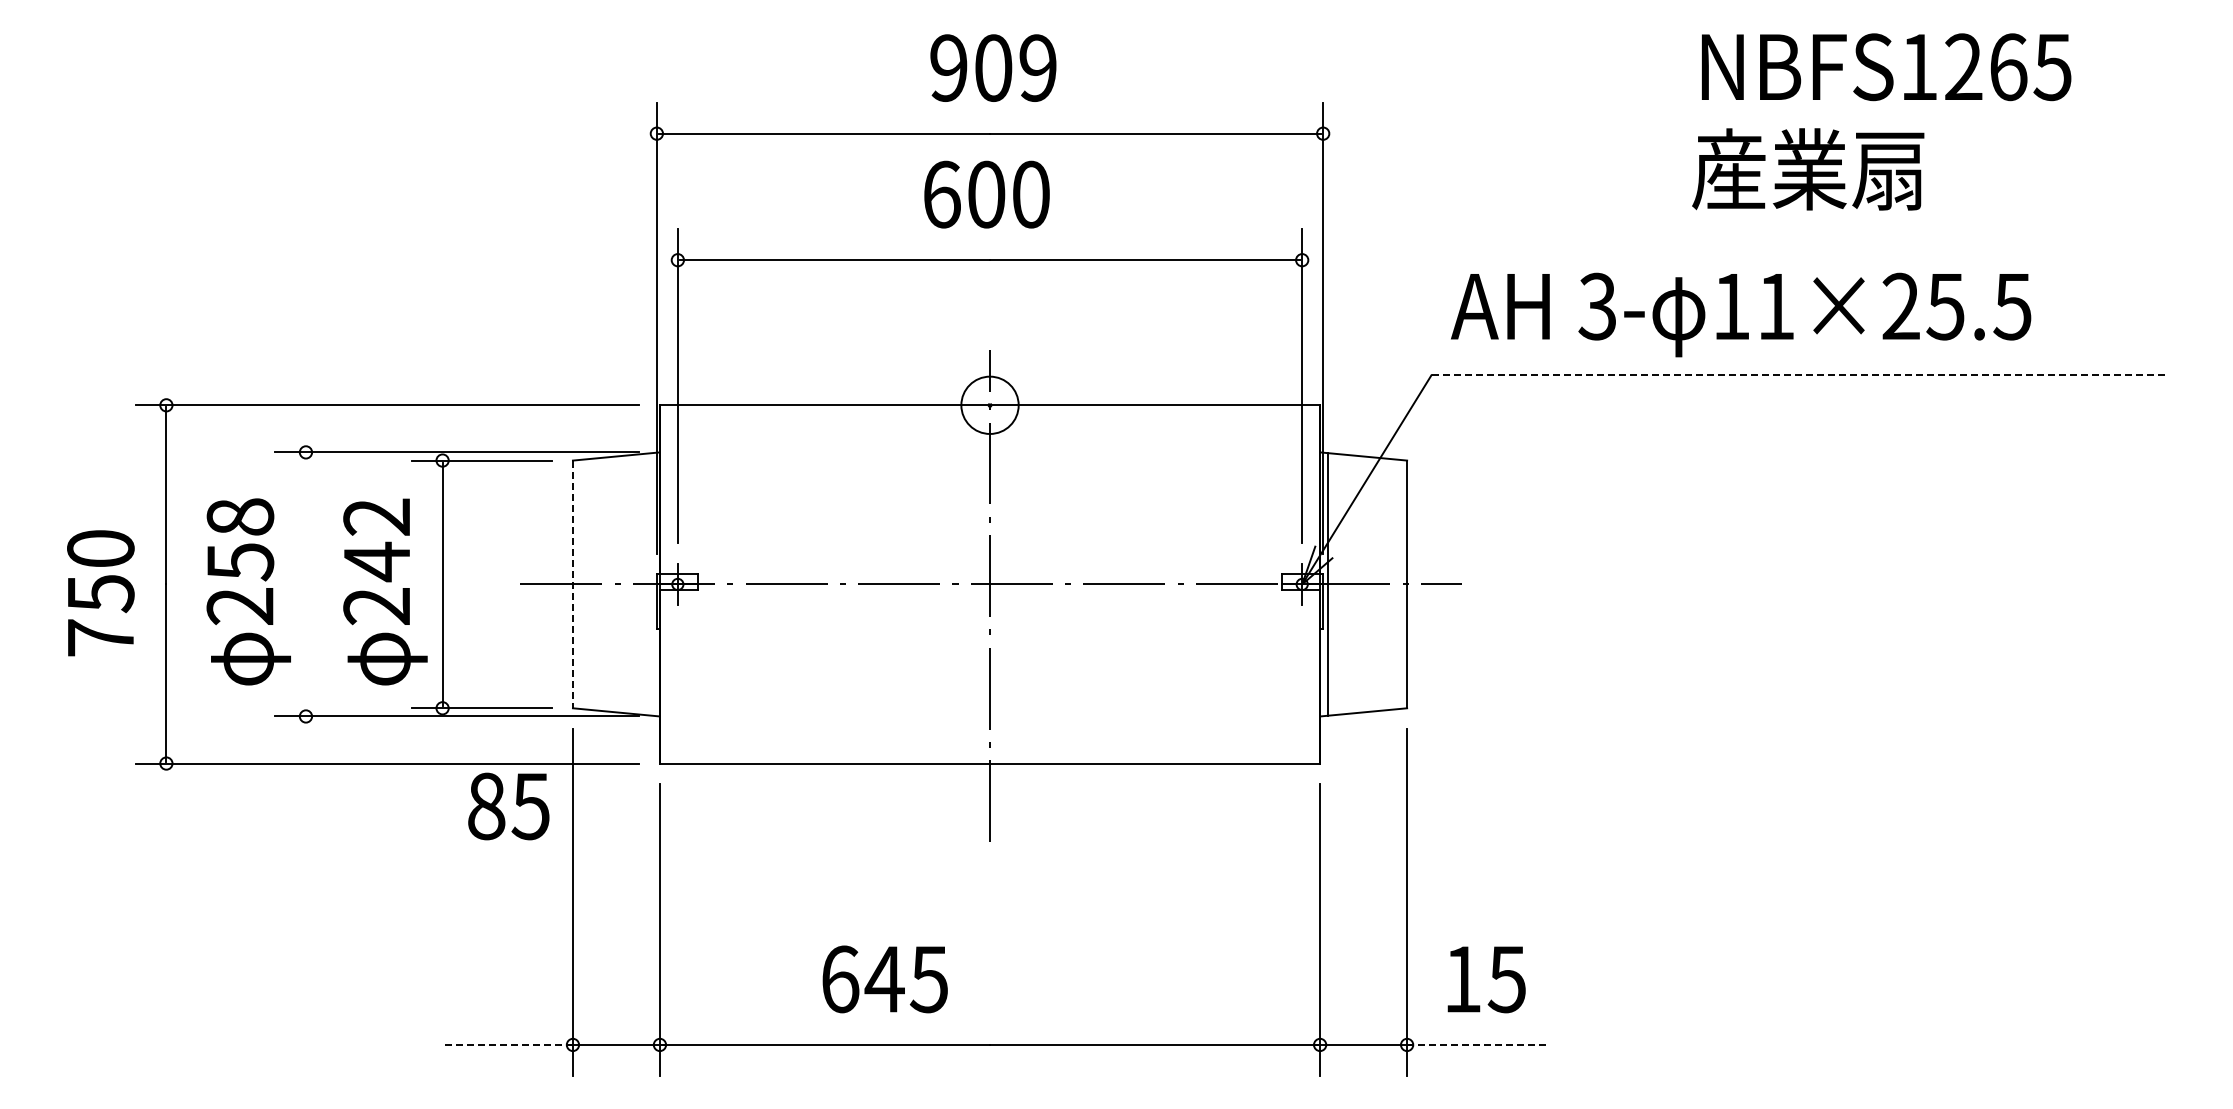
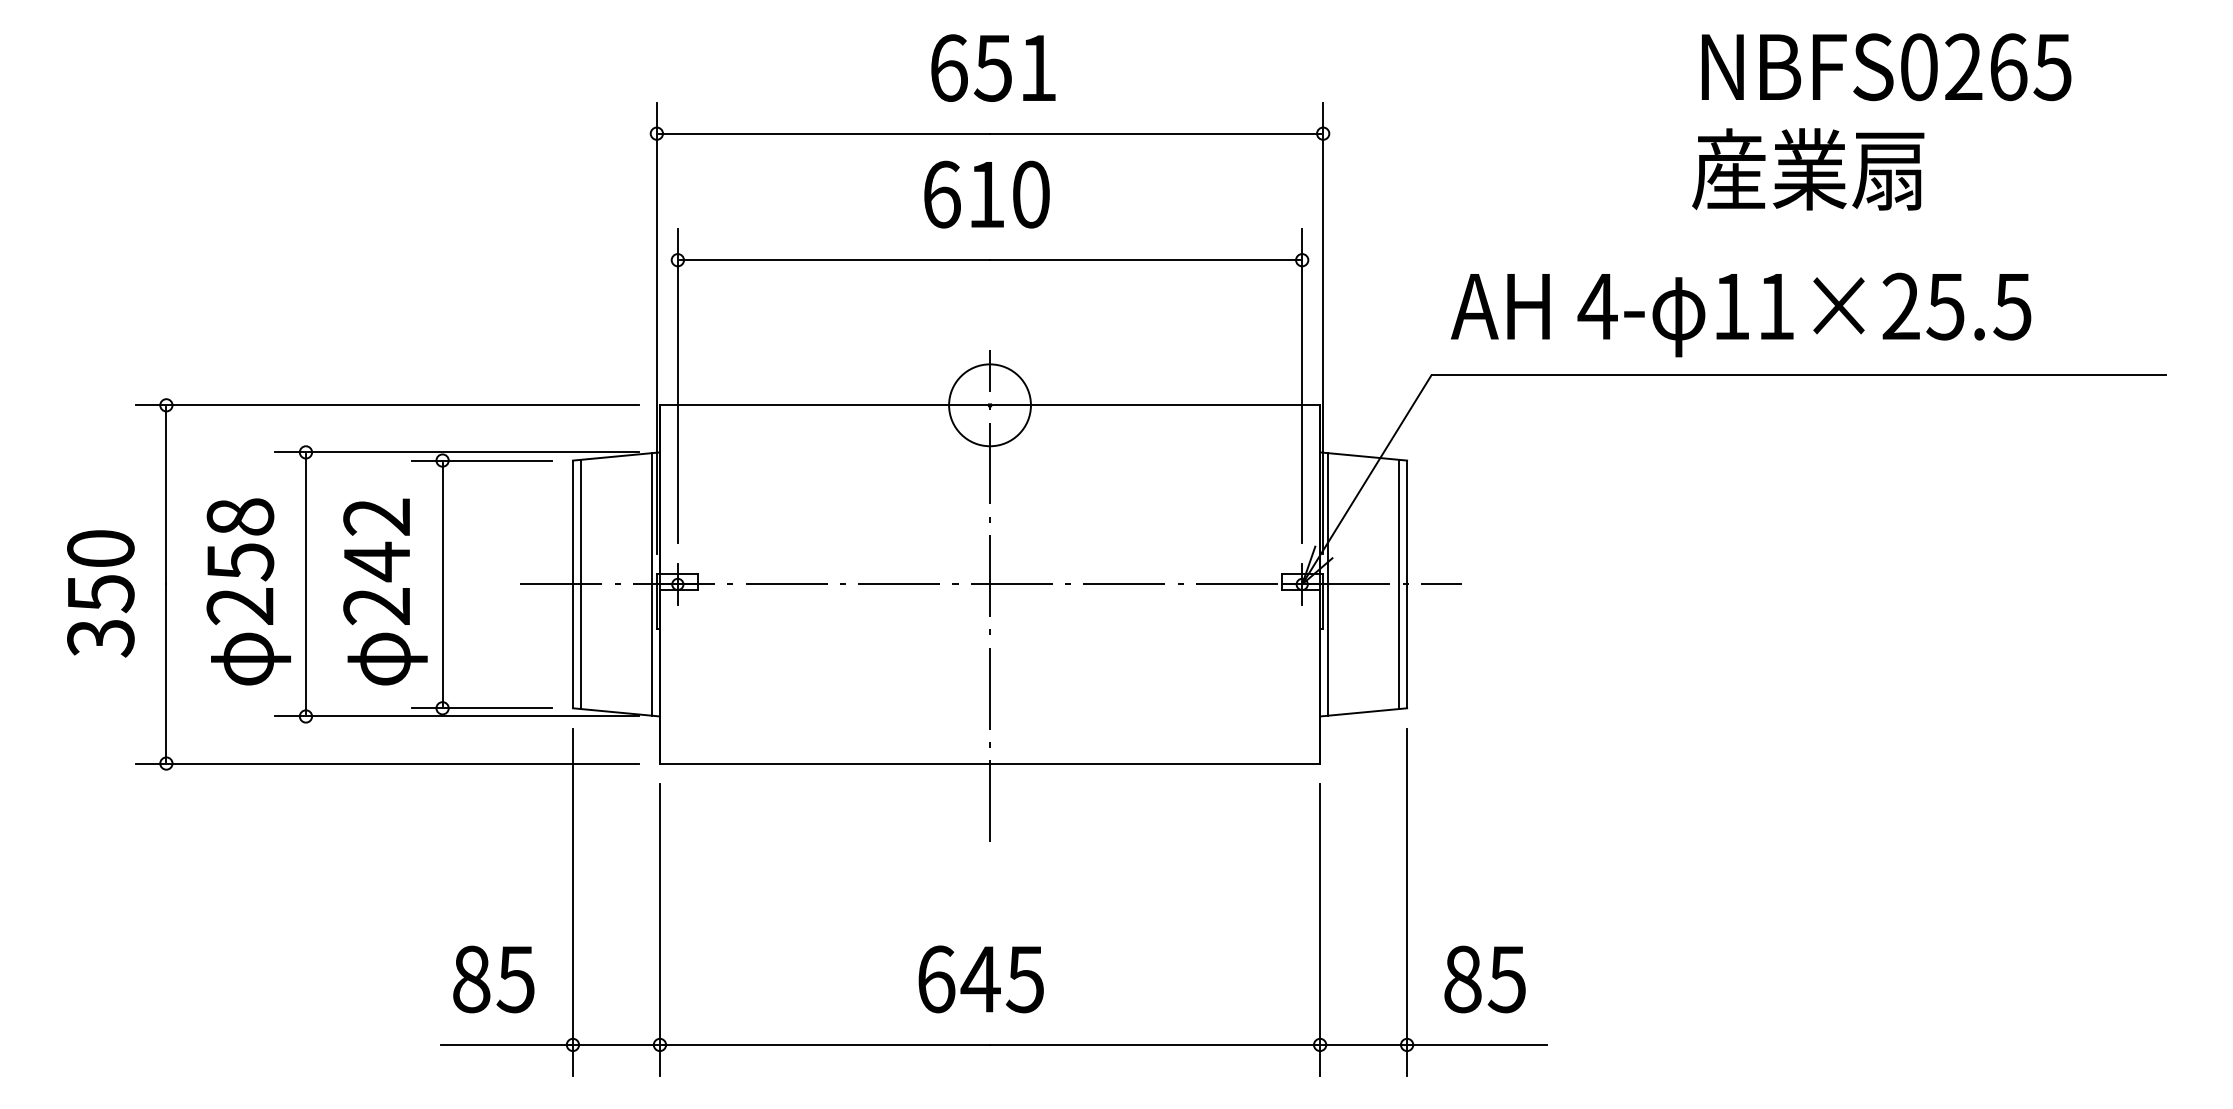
text: 909 -> 651 (993, 67)
text: NBFS1265 -> NBFS0265 (1919, 67)
text: 600 -> 610 (986, 194)
text: 3- -> 4- (1597, 306)
line: dashed -> solid (1799, 375)
circle diameter: 57 px -> 82 px (989, 405)
line: none -> present (305, 584)
line: dashed -> solid (572, 584)
line: none -> present (580, 584)
line: none -> present (652, 584)
line: none -> present (1399, 584)
text: 750 -> 350 (100, 638)
text position: (508, 806) -> (493, 979) (493, 979)
text position: (884, 979) -> (980, 979) (980, 979)
text: 15 -> 85 (1462, 979)
line: dashed -> solid (506, 1044)
line: dashed -> solid (1477, 1044)
